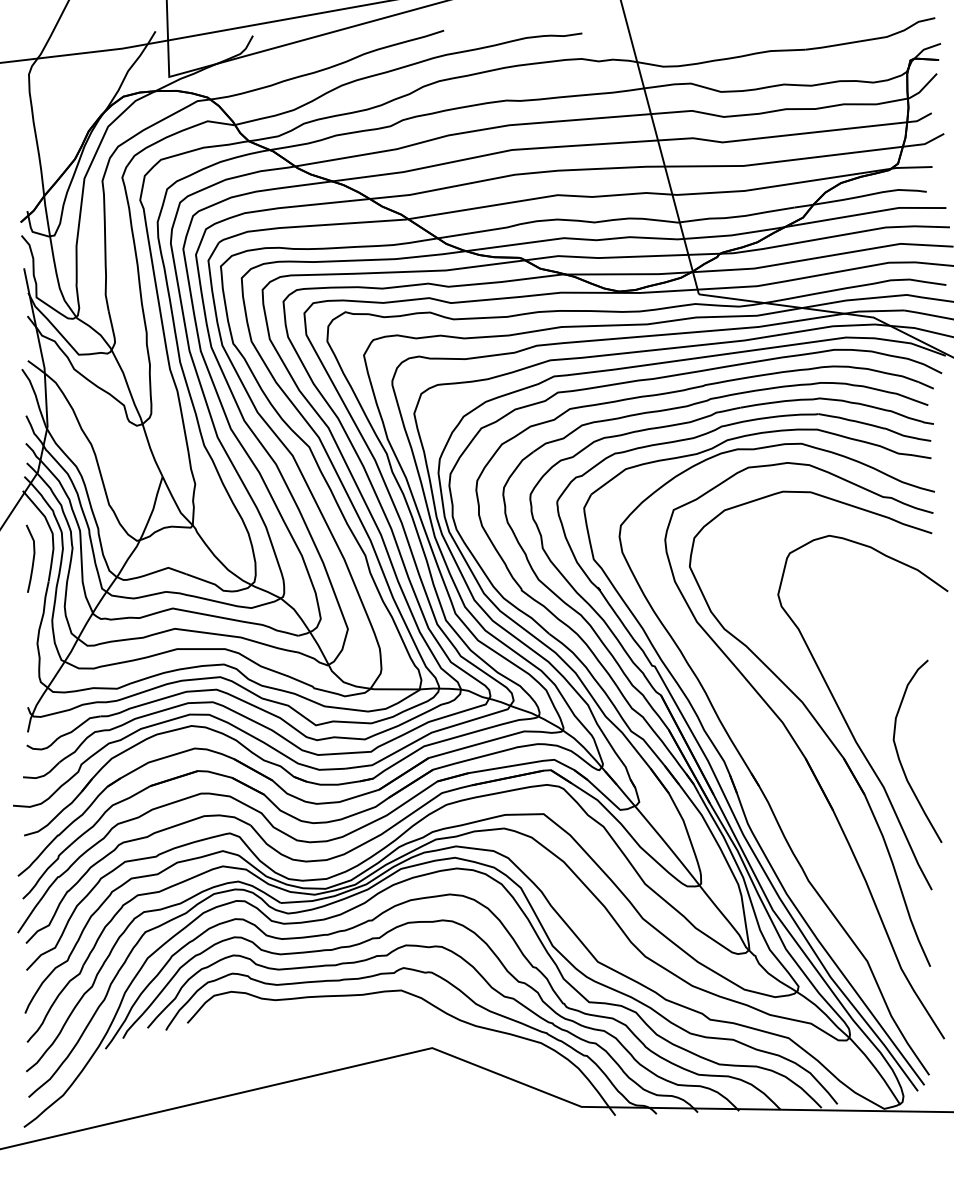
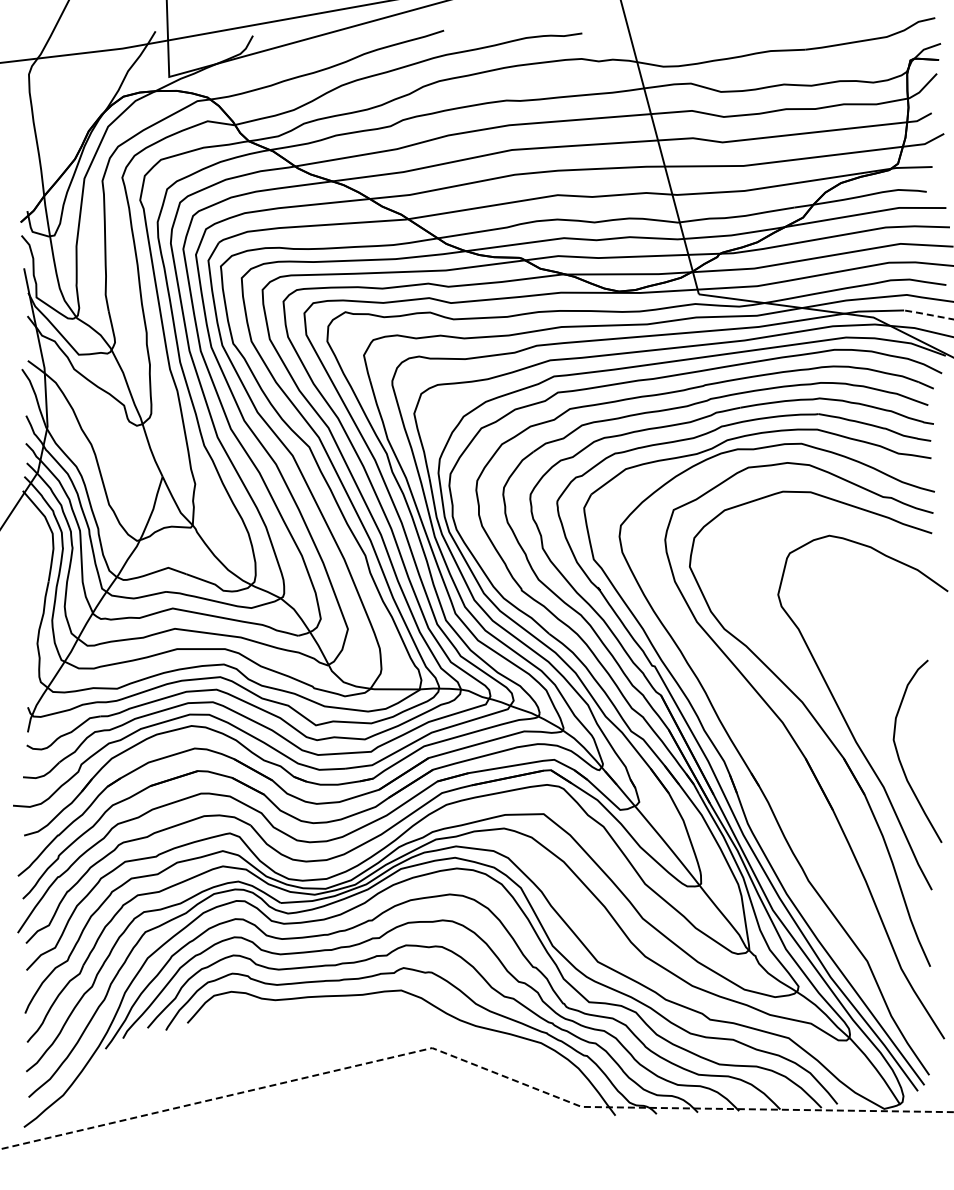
line: solid -> dashed (927, 314)
curve: present -> none (32, 558)
line: solid -> dashed (473, 1064)
